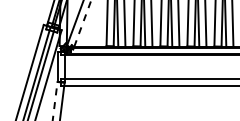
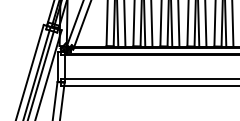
line: dashed -> solid (82, 25)
line: dashed -> solid (55, 100)
